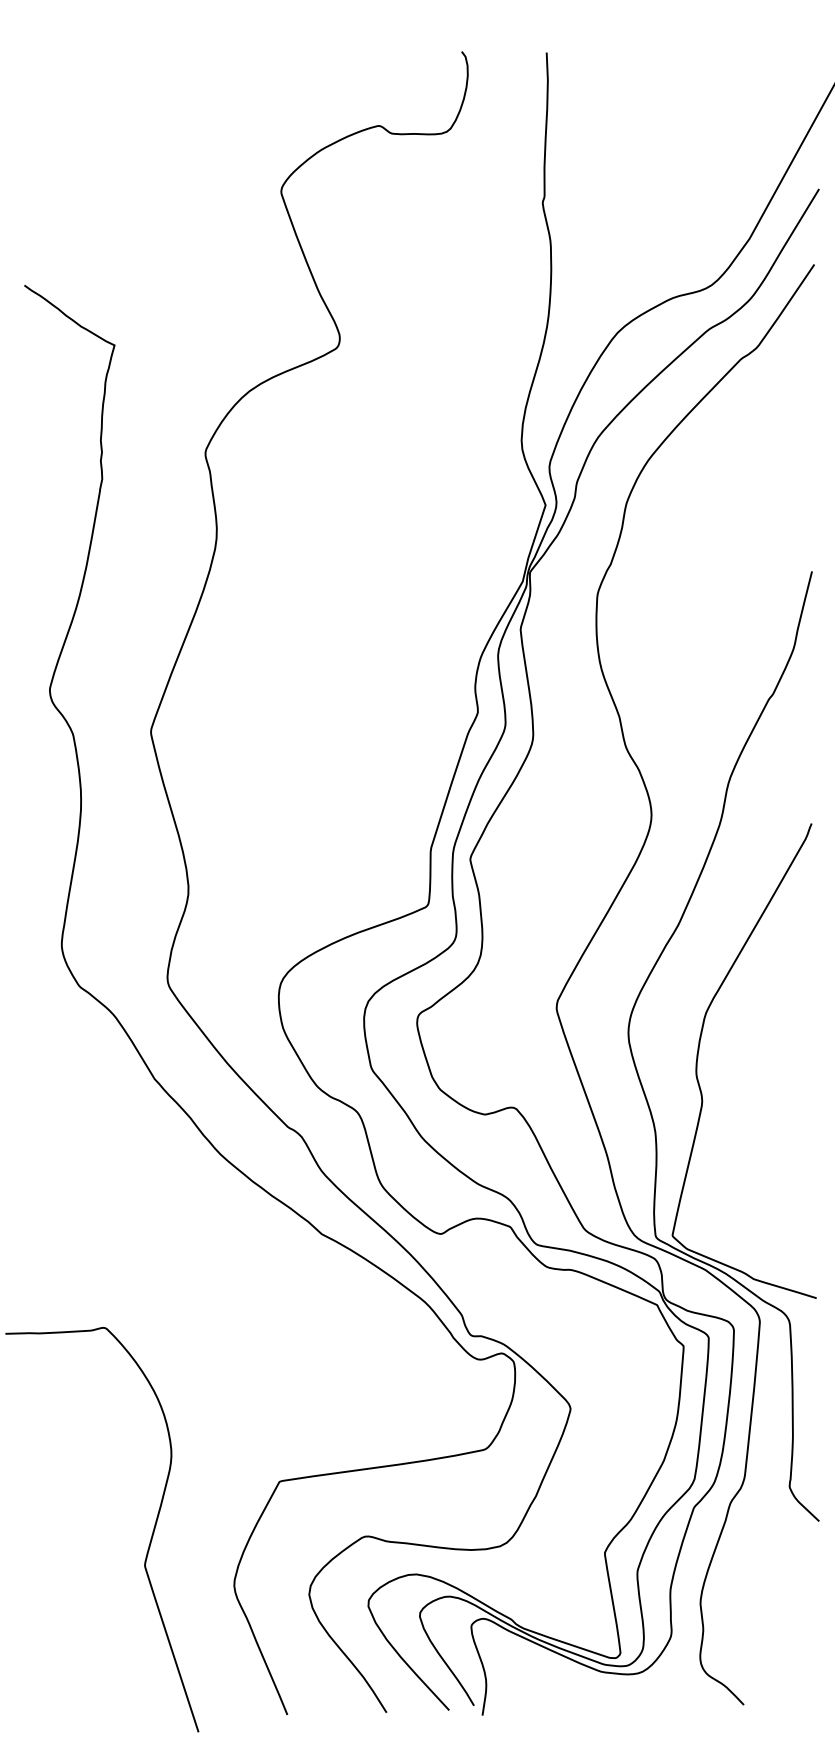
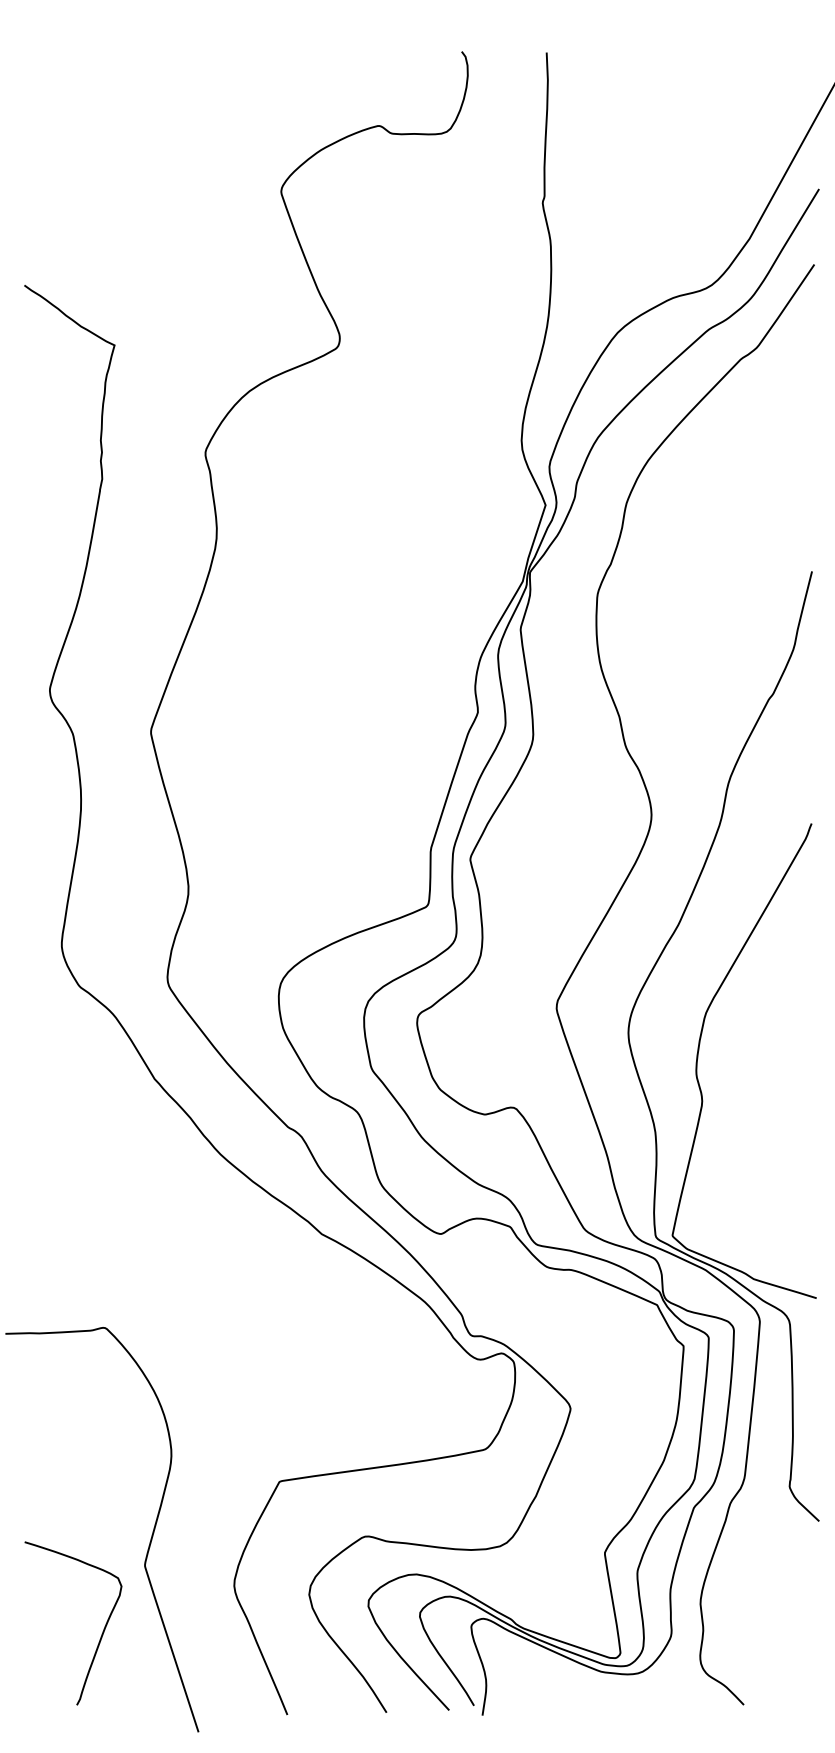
curve: none -> present (100, 1636)
